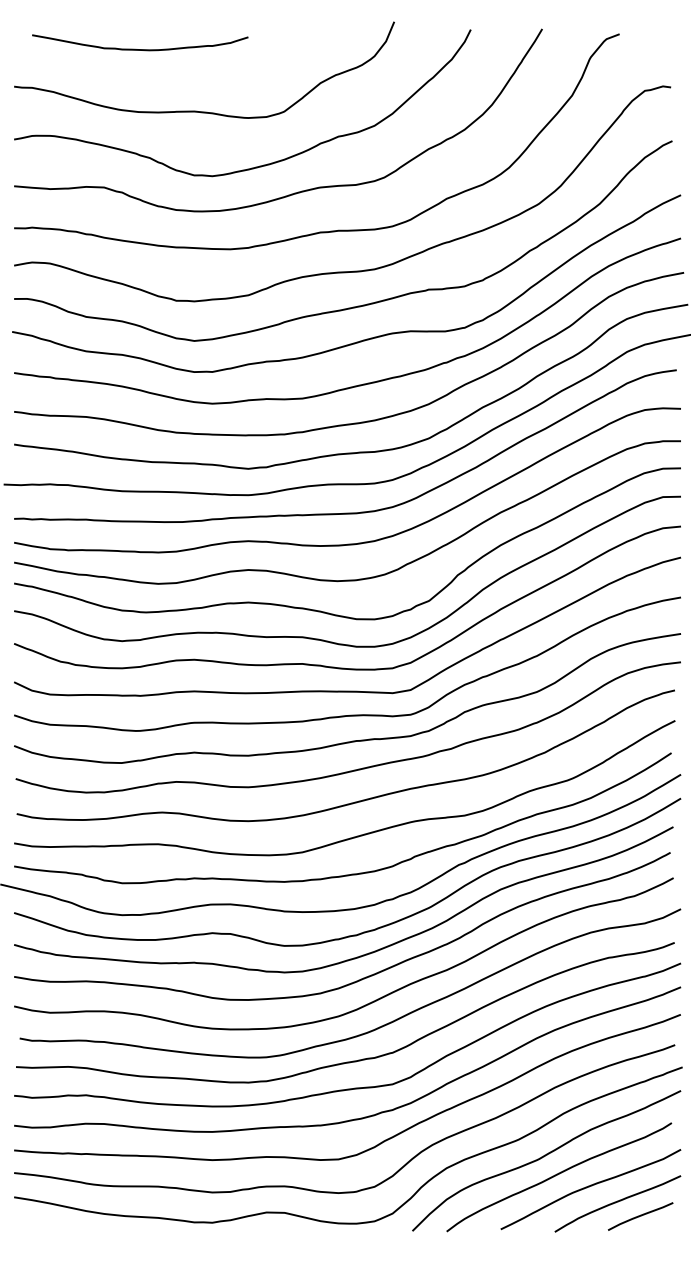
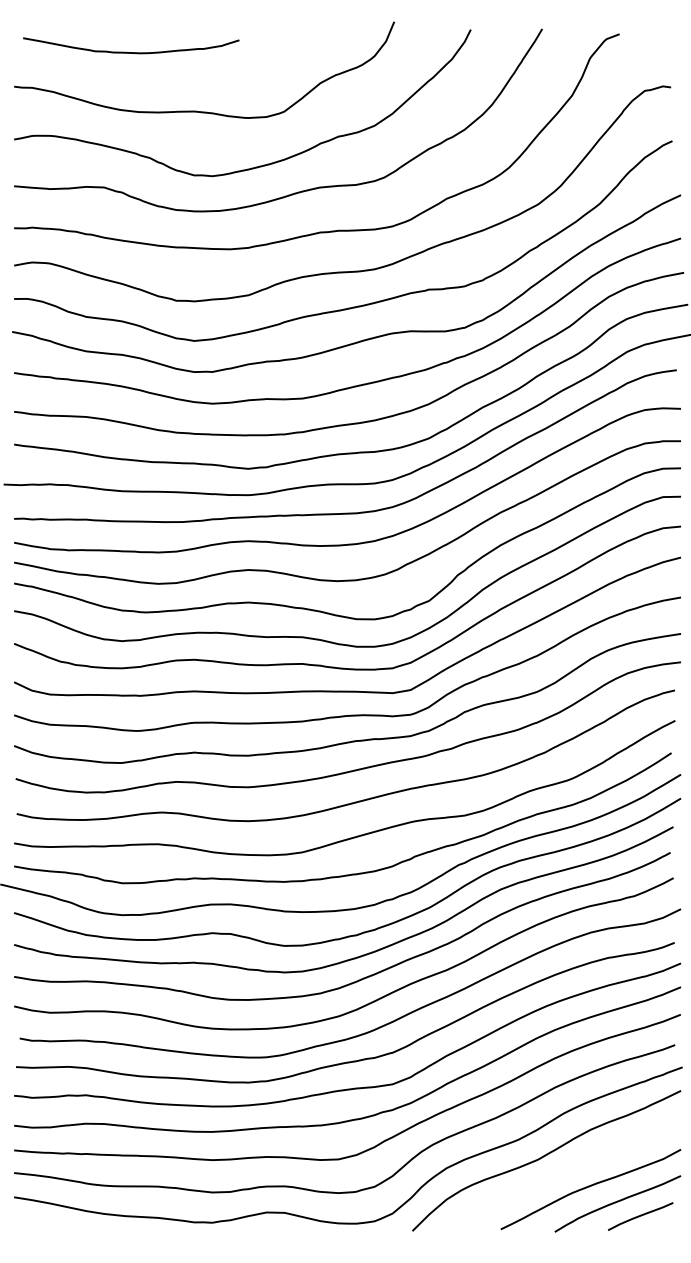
curve position: (140, 49) -> (131, 52) (131, 52)
curve: present -> none (557, 1175)
